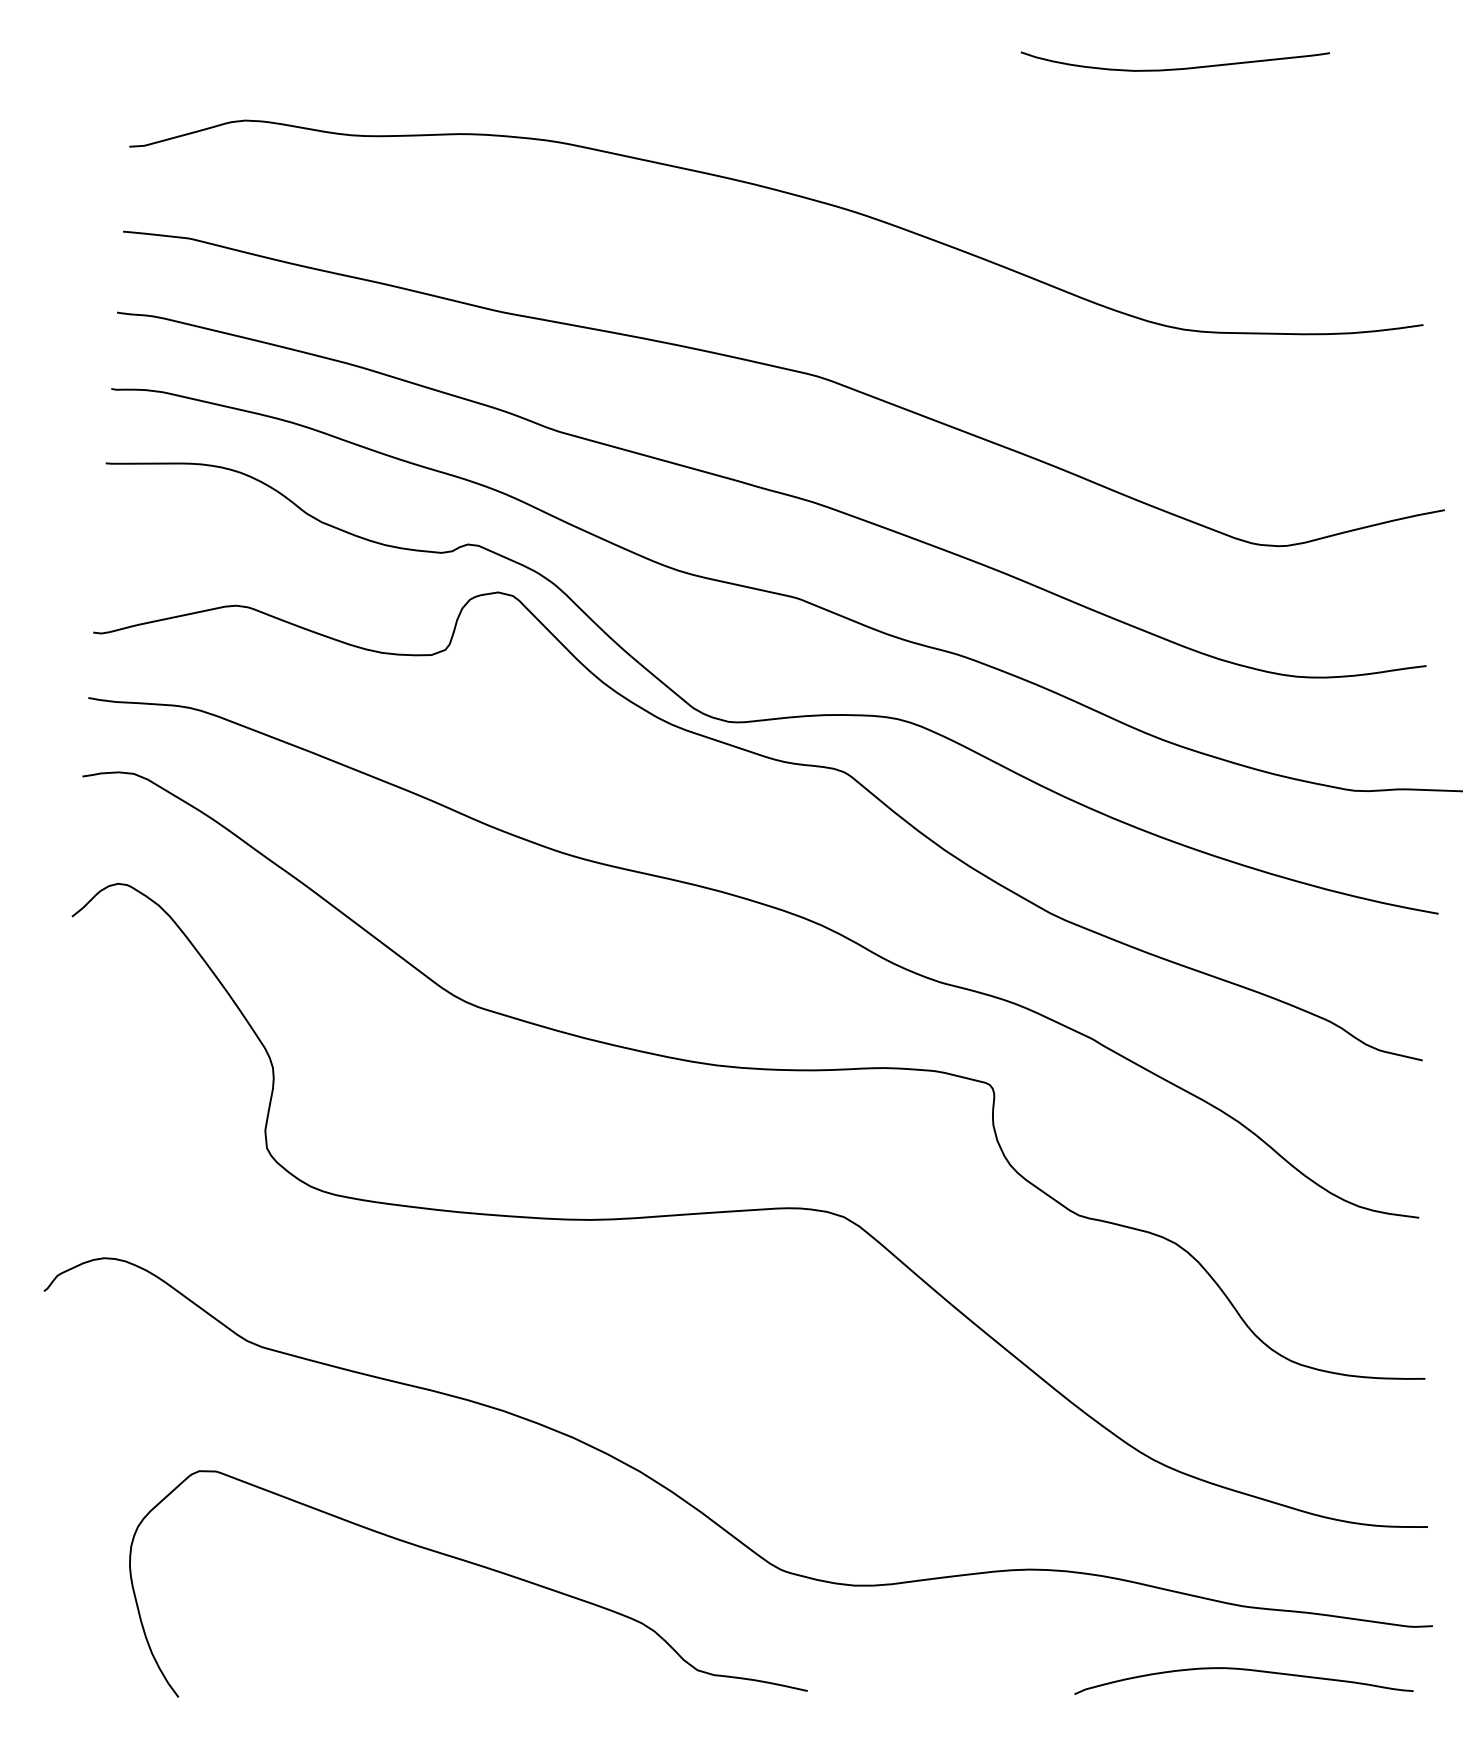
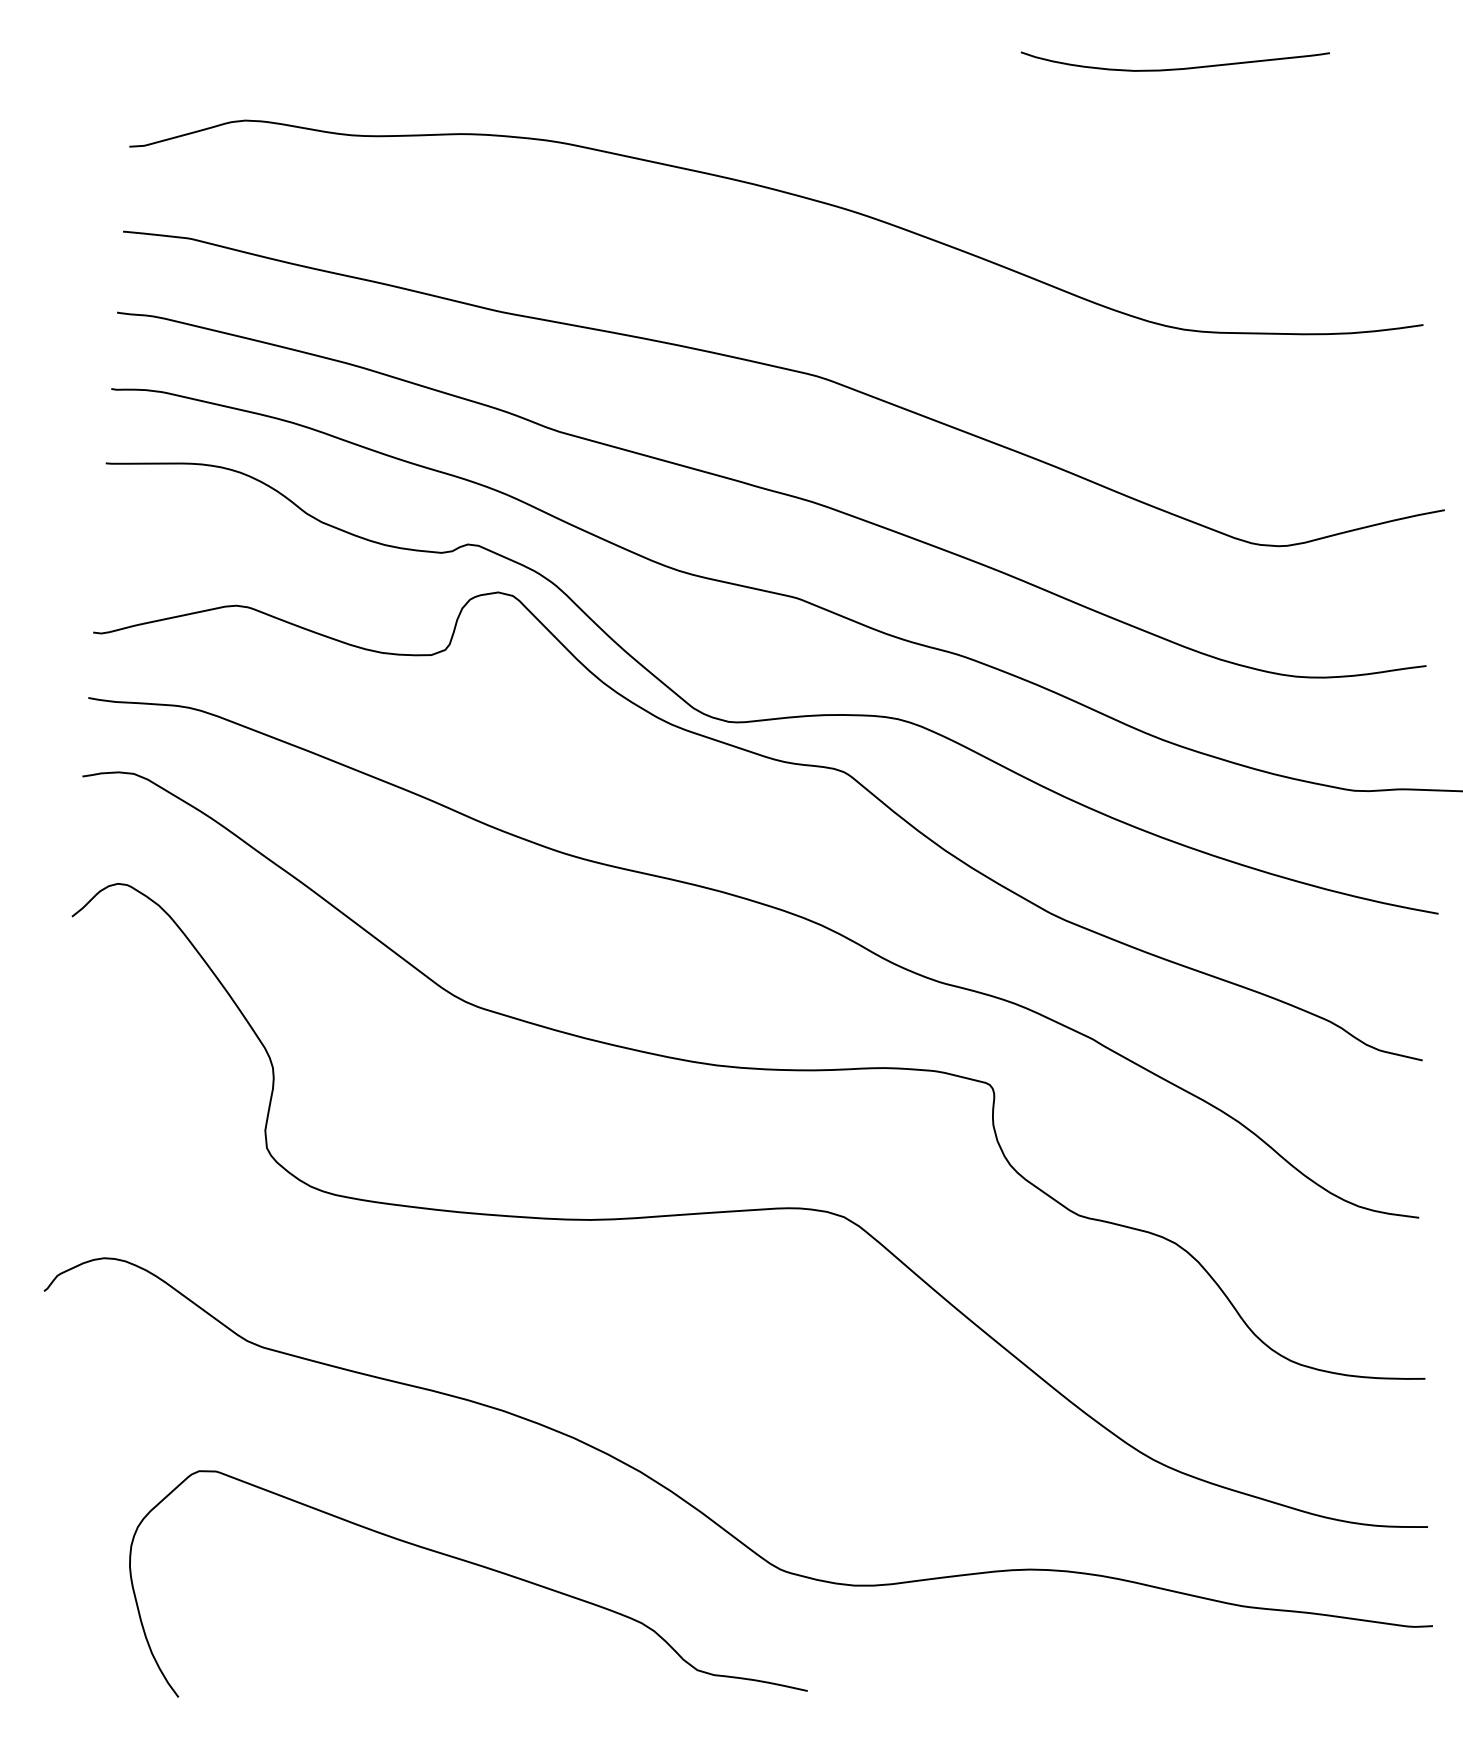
curve: present -> none (1243, 1670)
